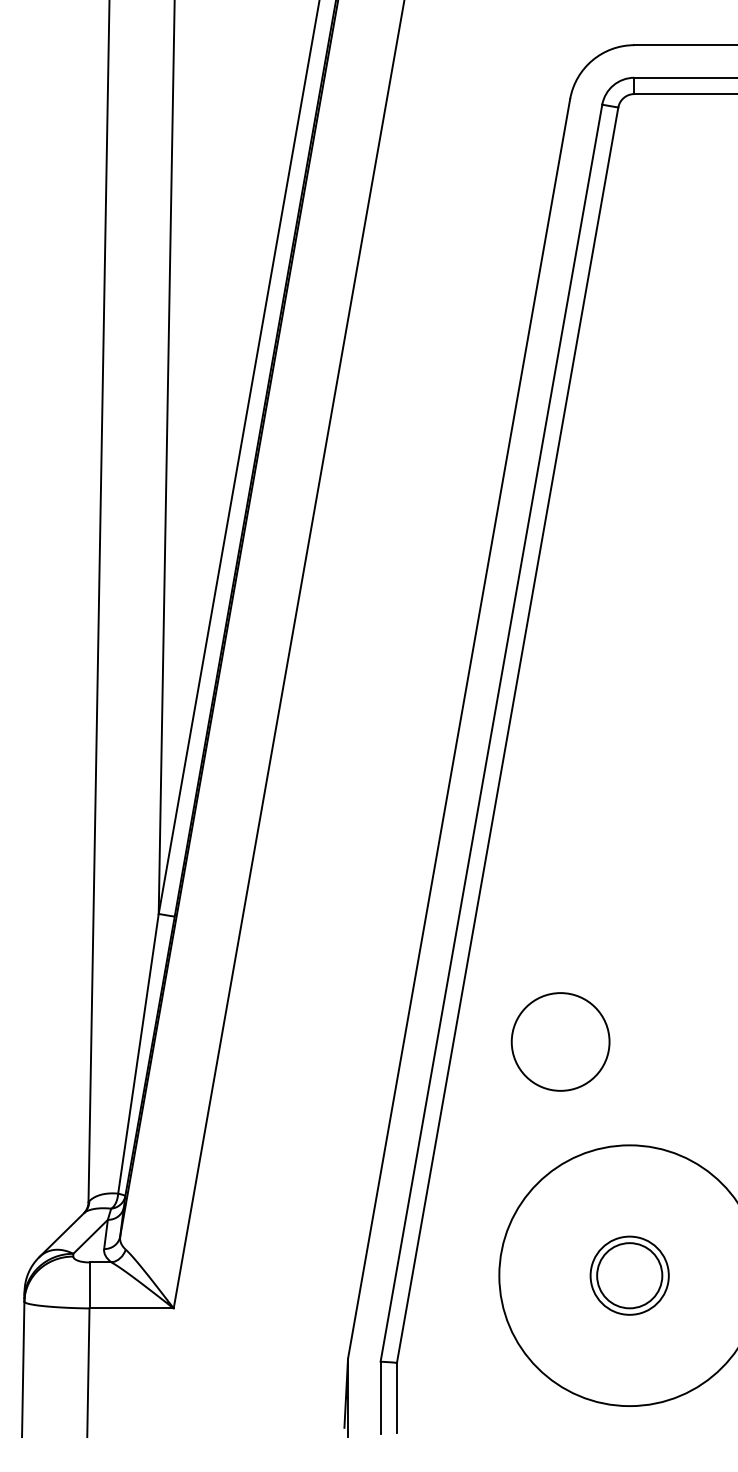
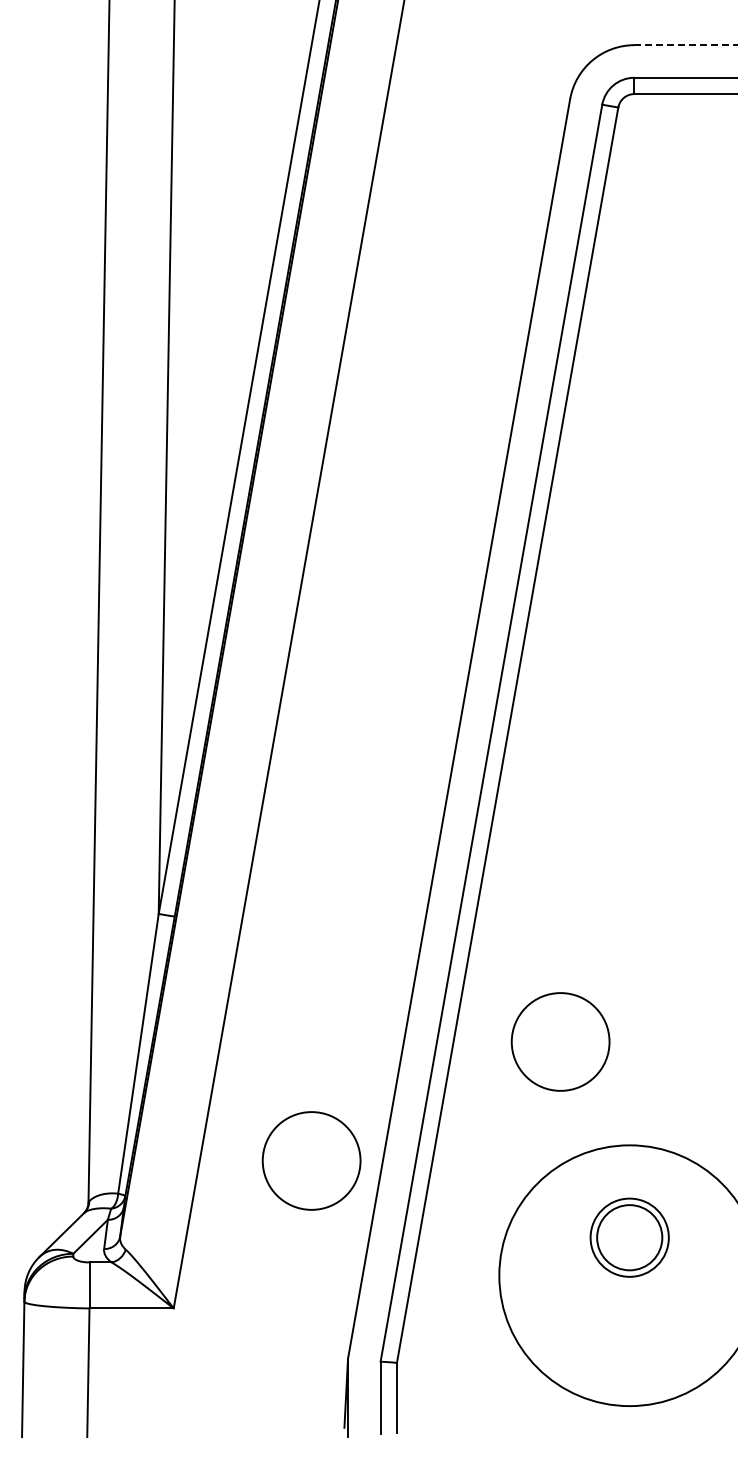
line: solid -> dashed (686, 45)
circle: none -> present (311, 1160)
part position: (629, 1275) -> (629, 1237) (629, 1237)
